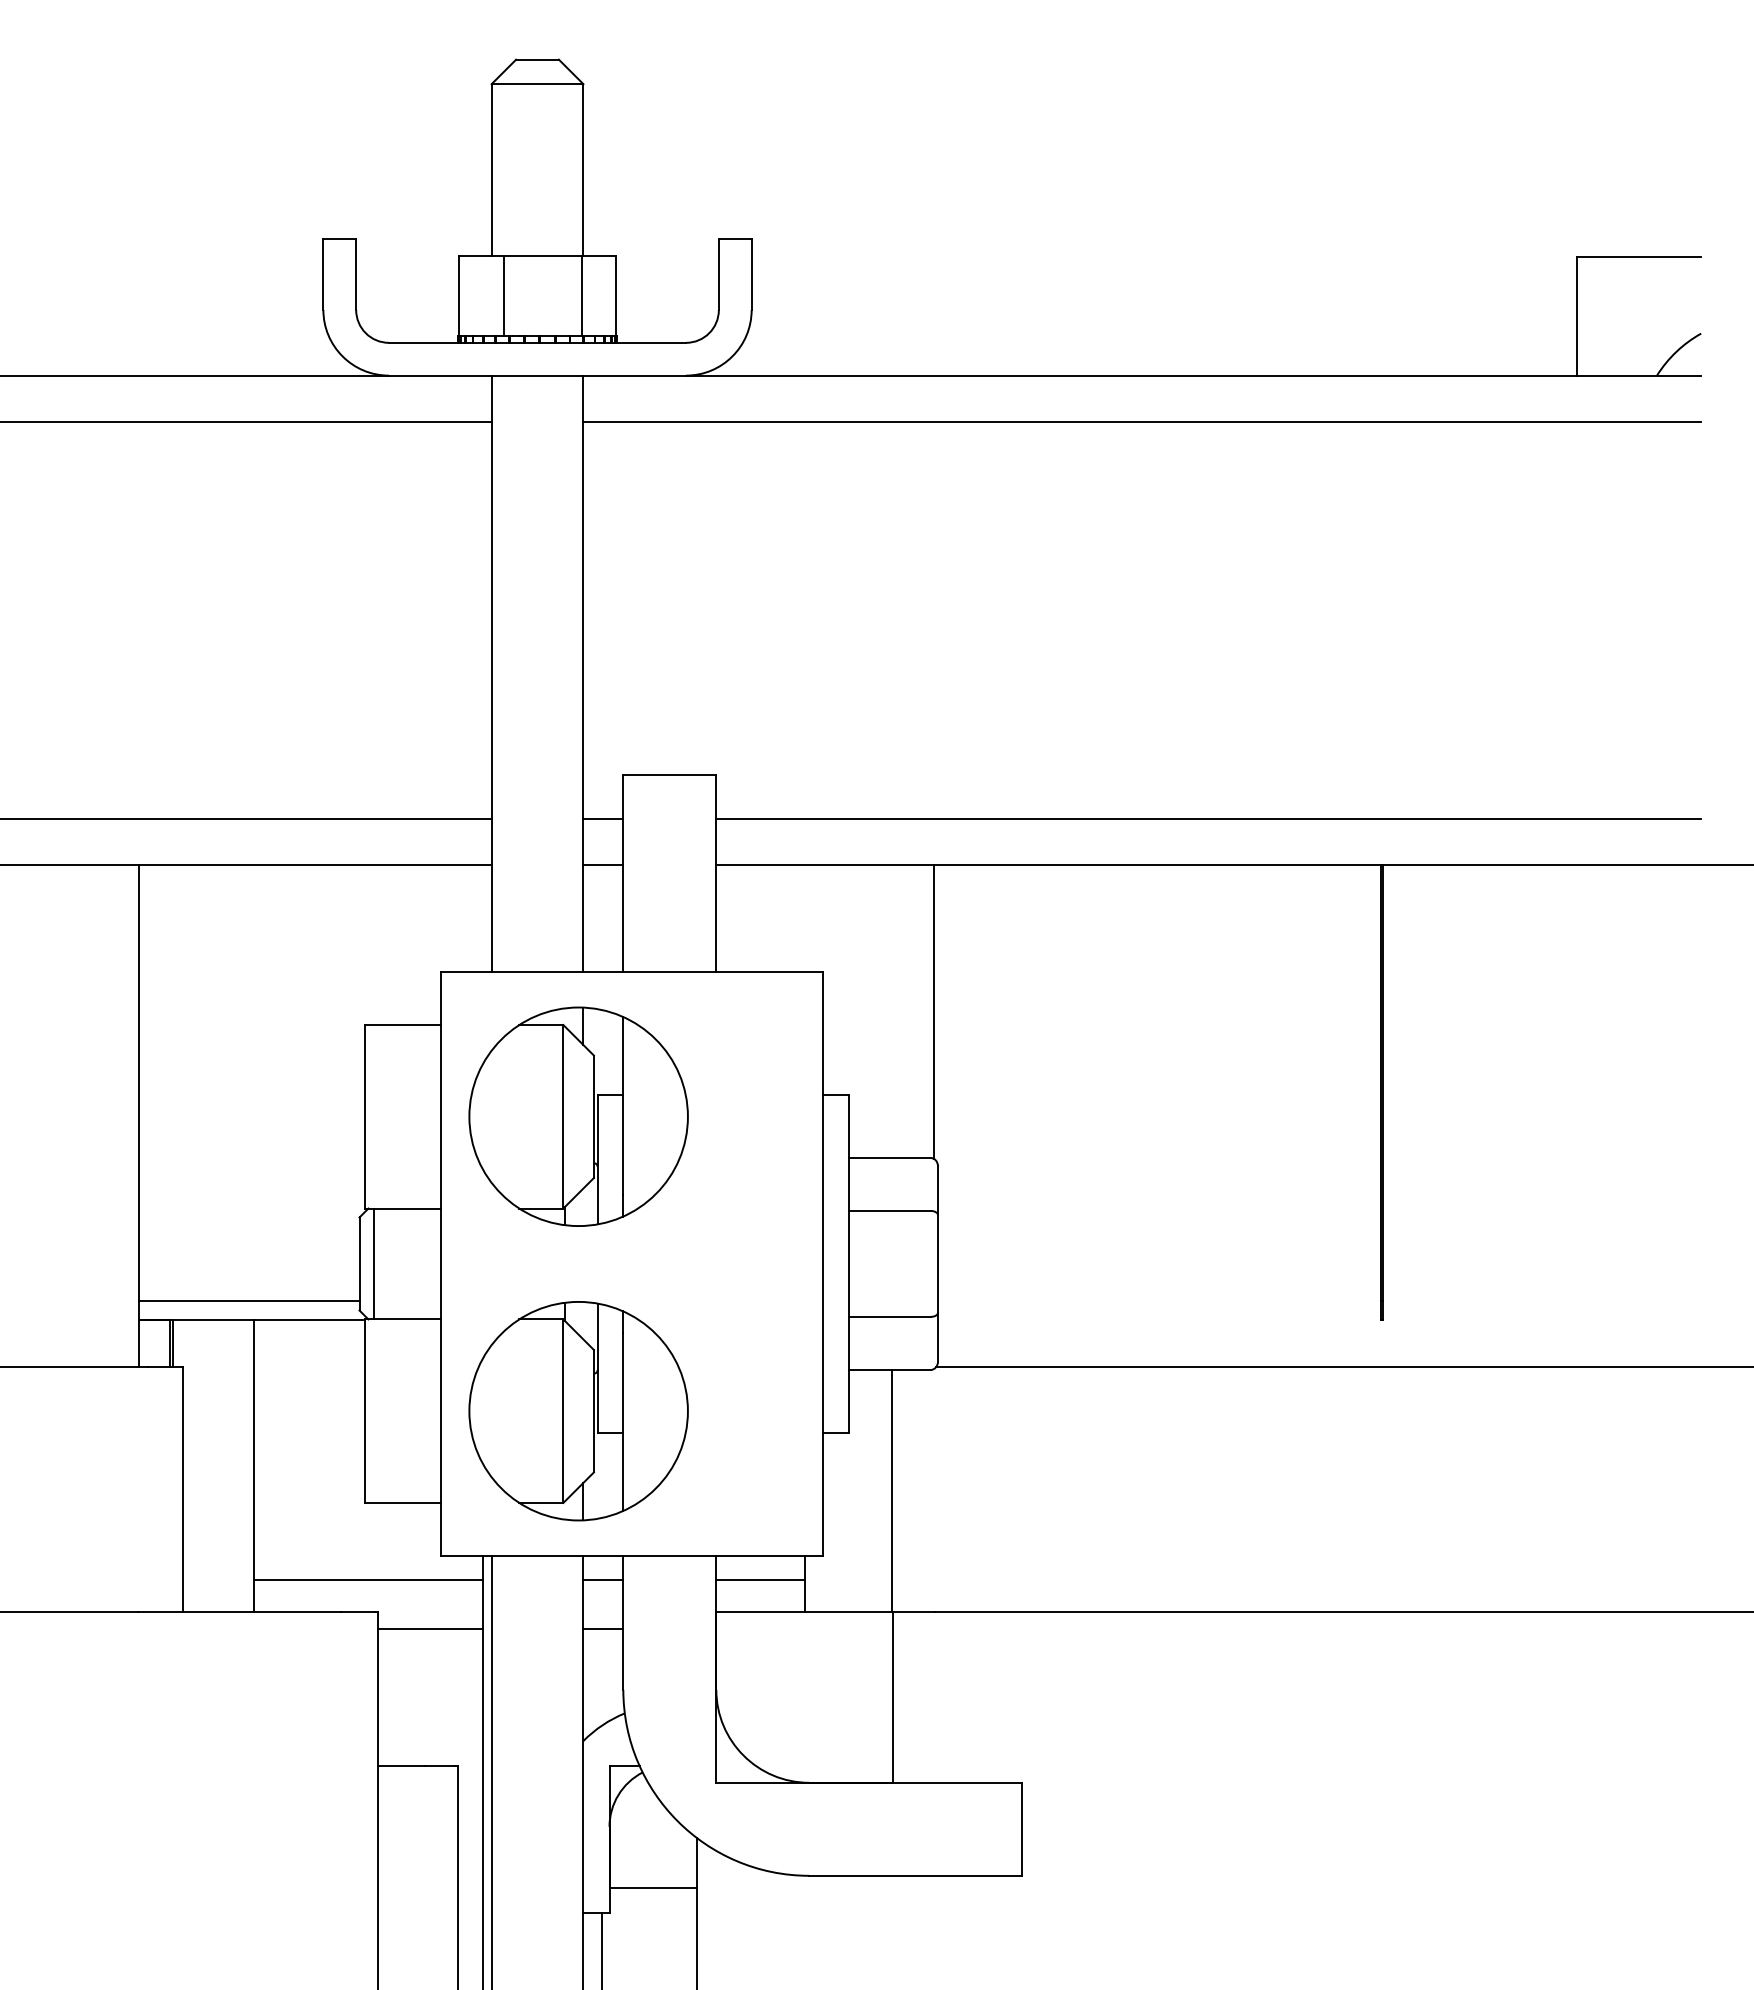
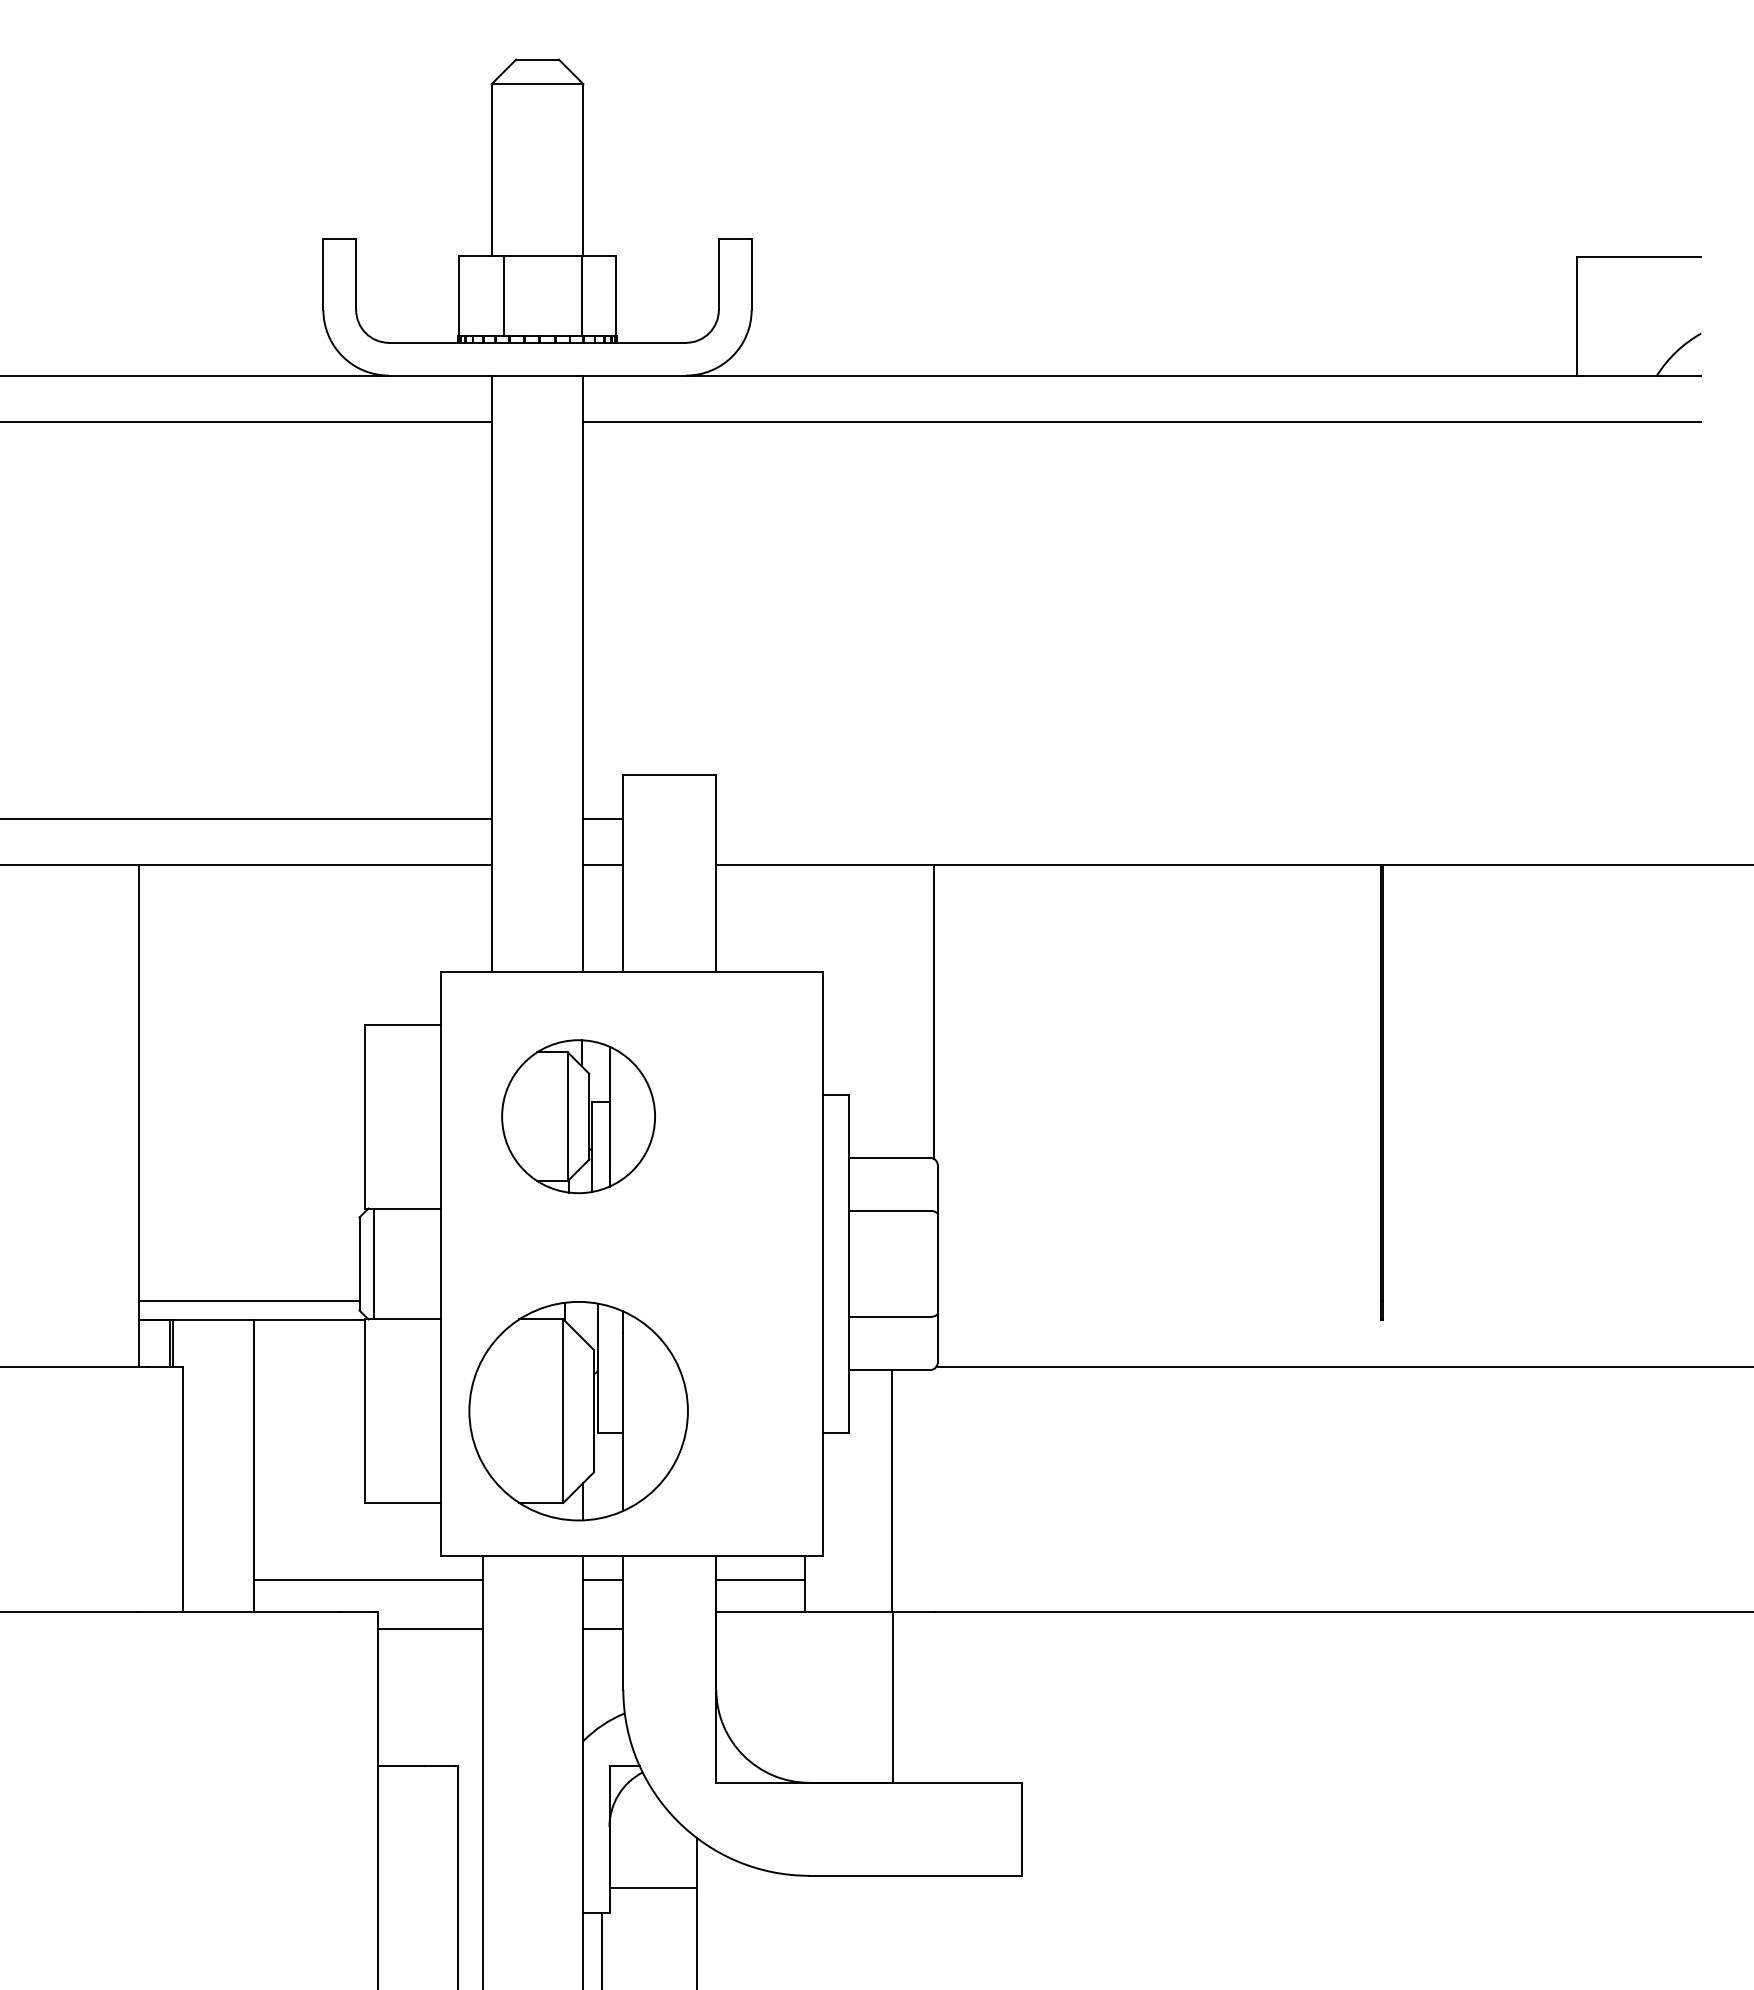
line: present -> none (1208, 818)
part size: 221x221 px -> 155x156 px (578, 1116)
line: present -> none (491, 1770)
